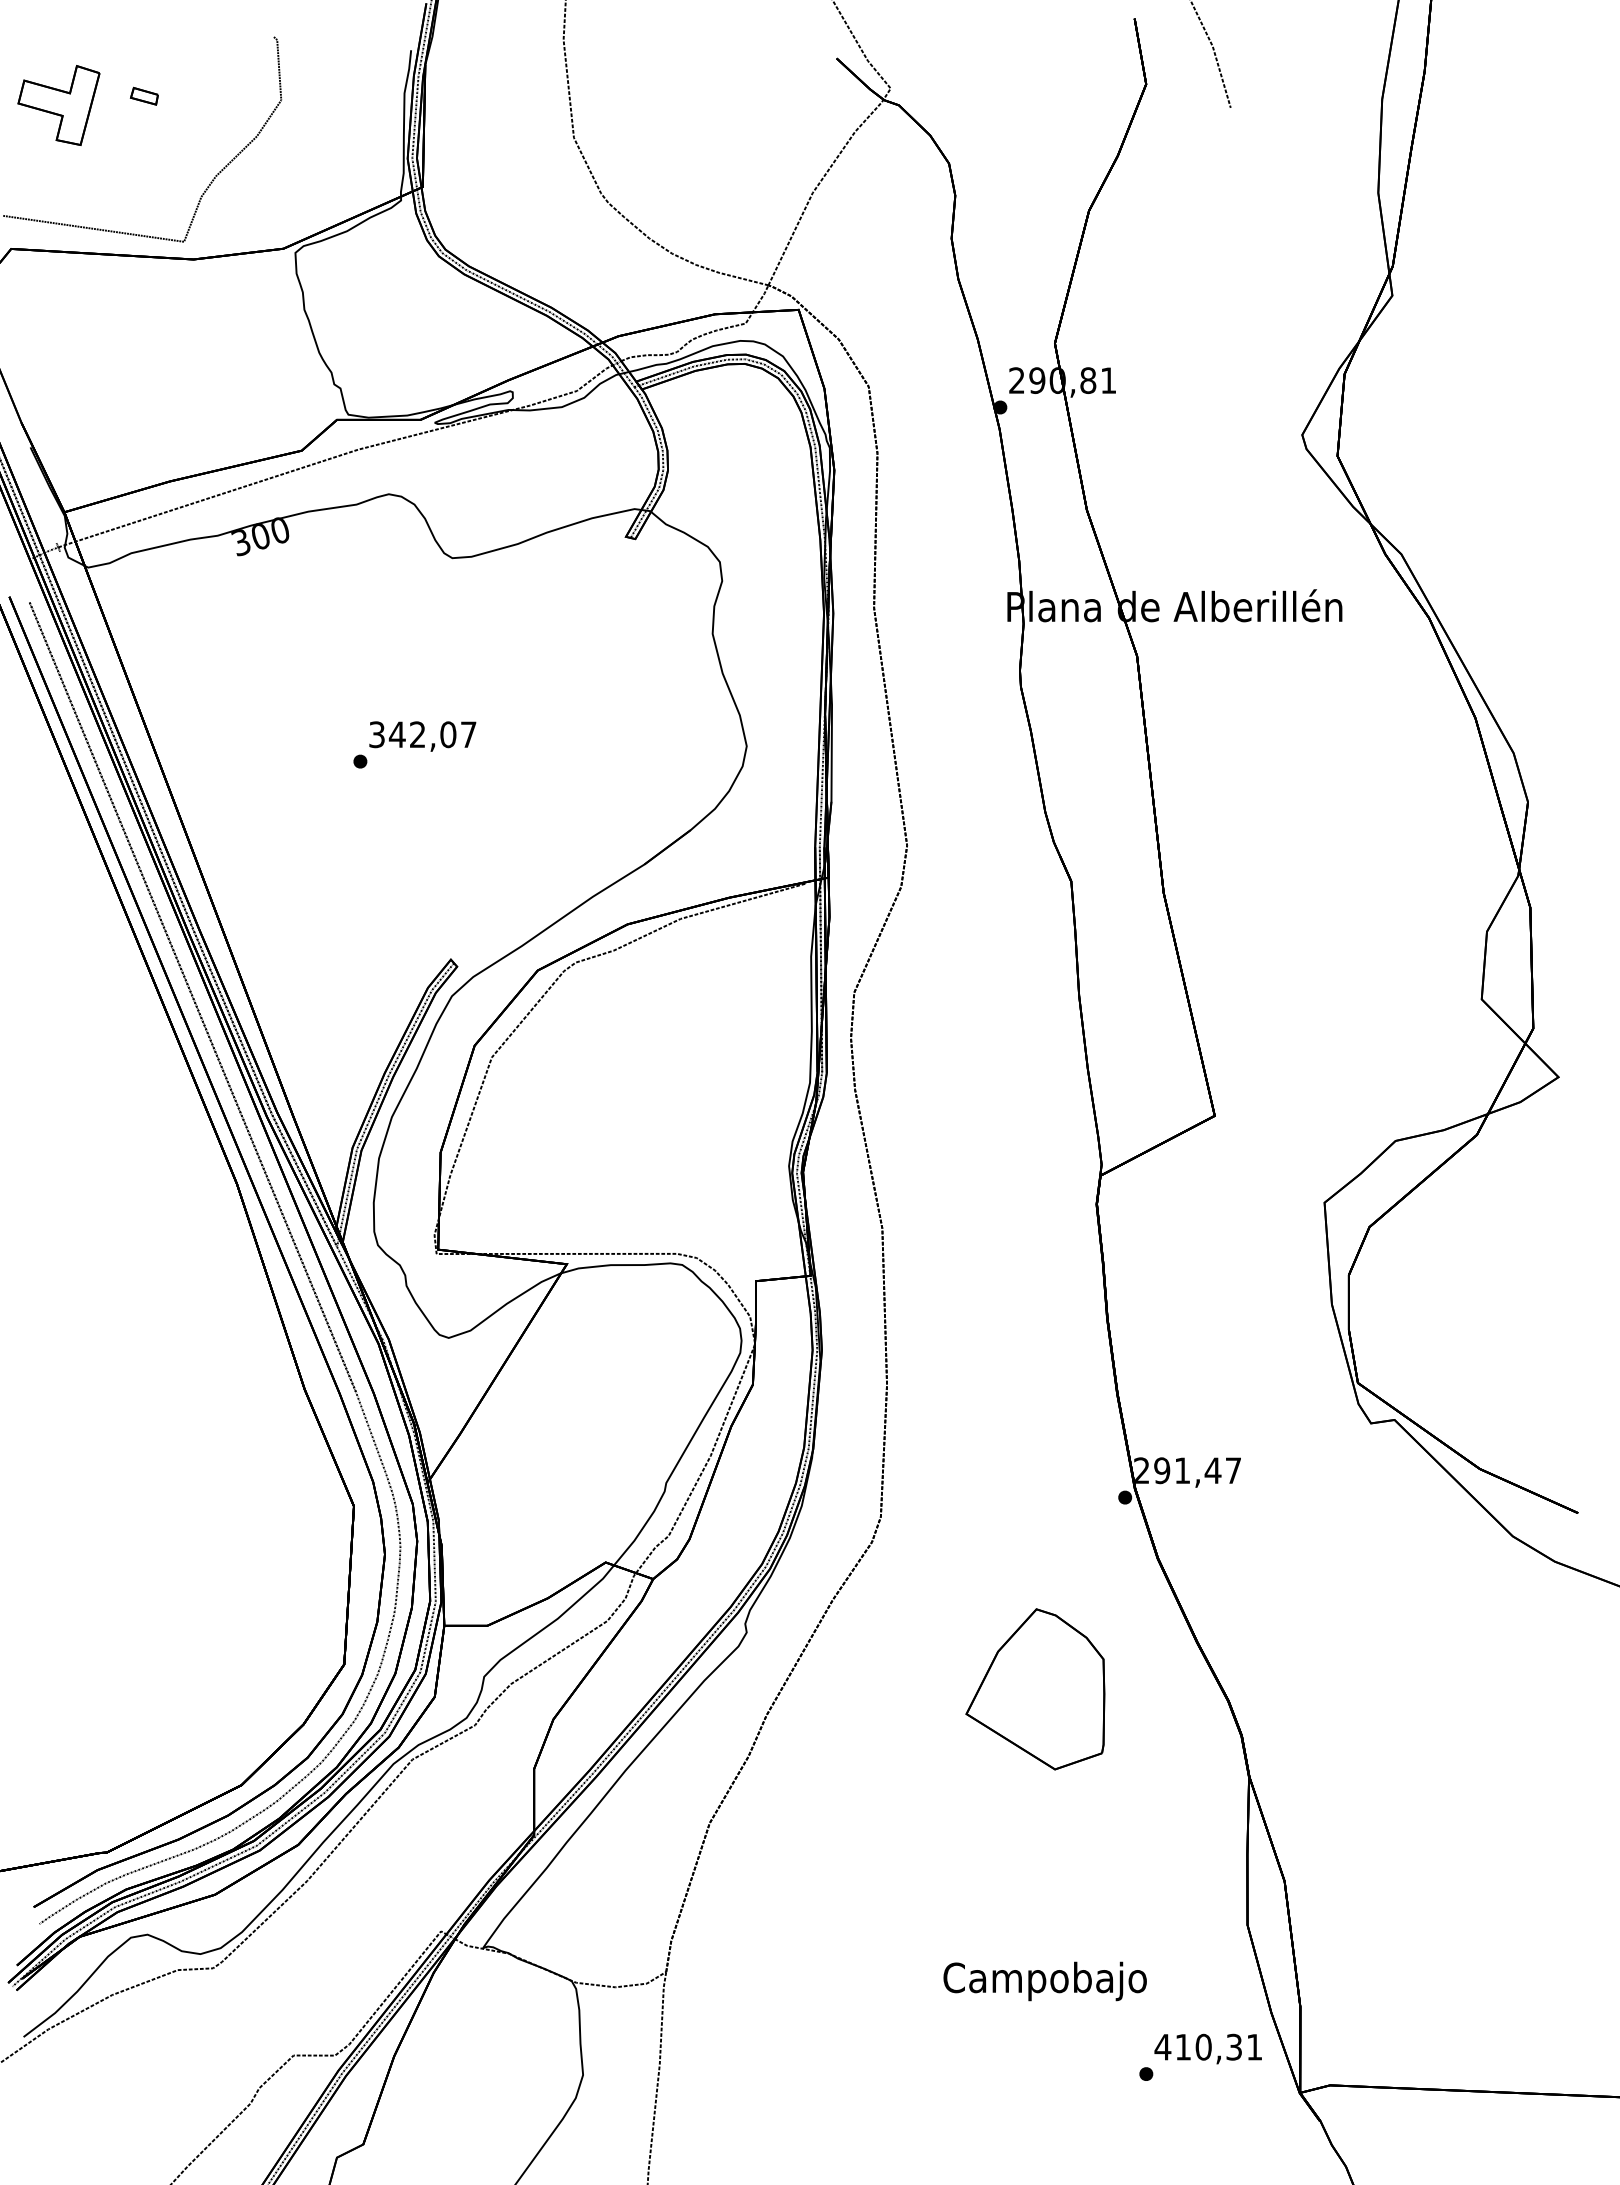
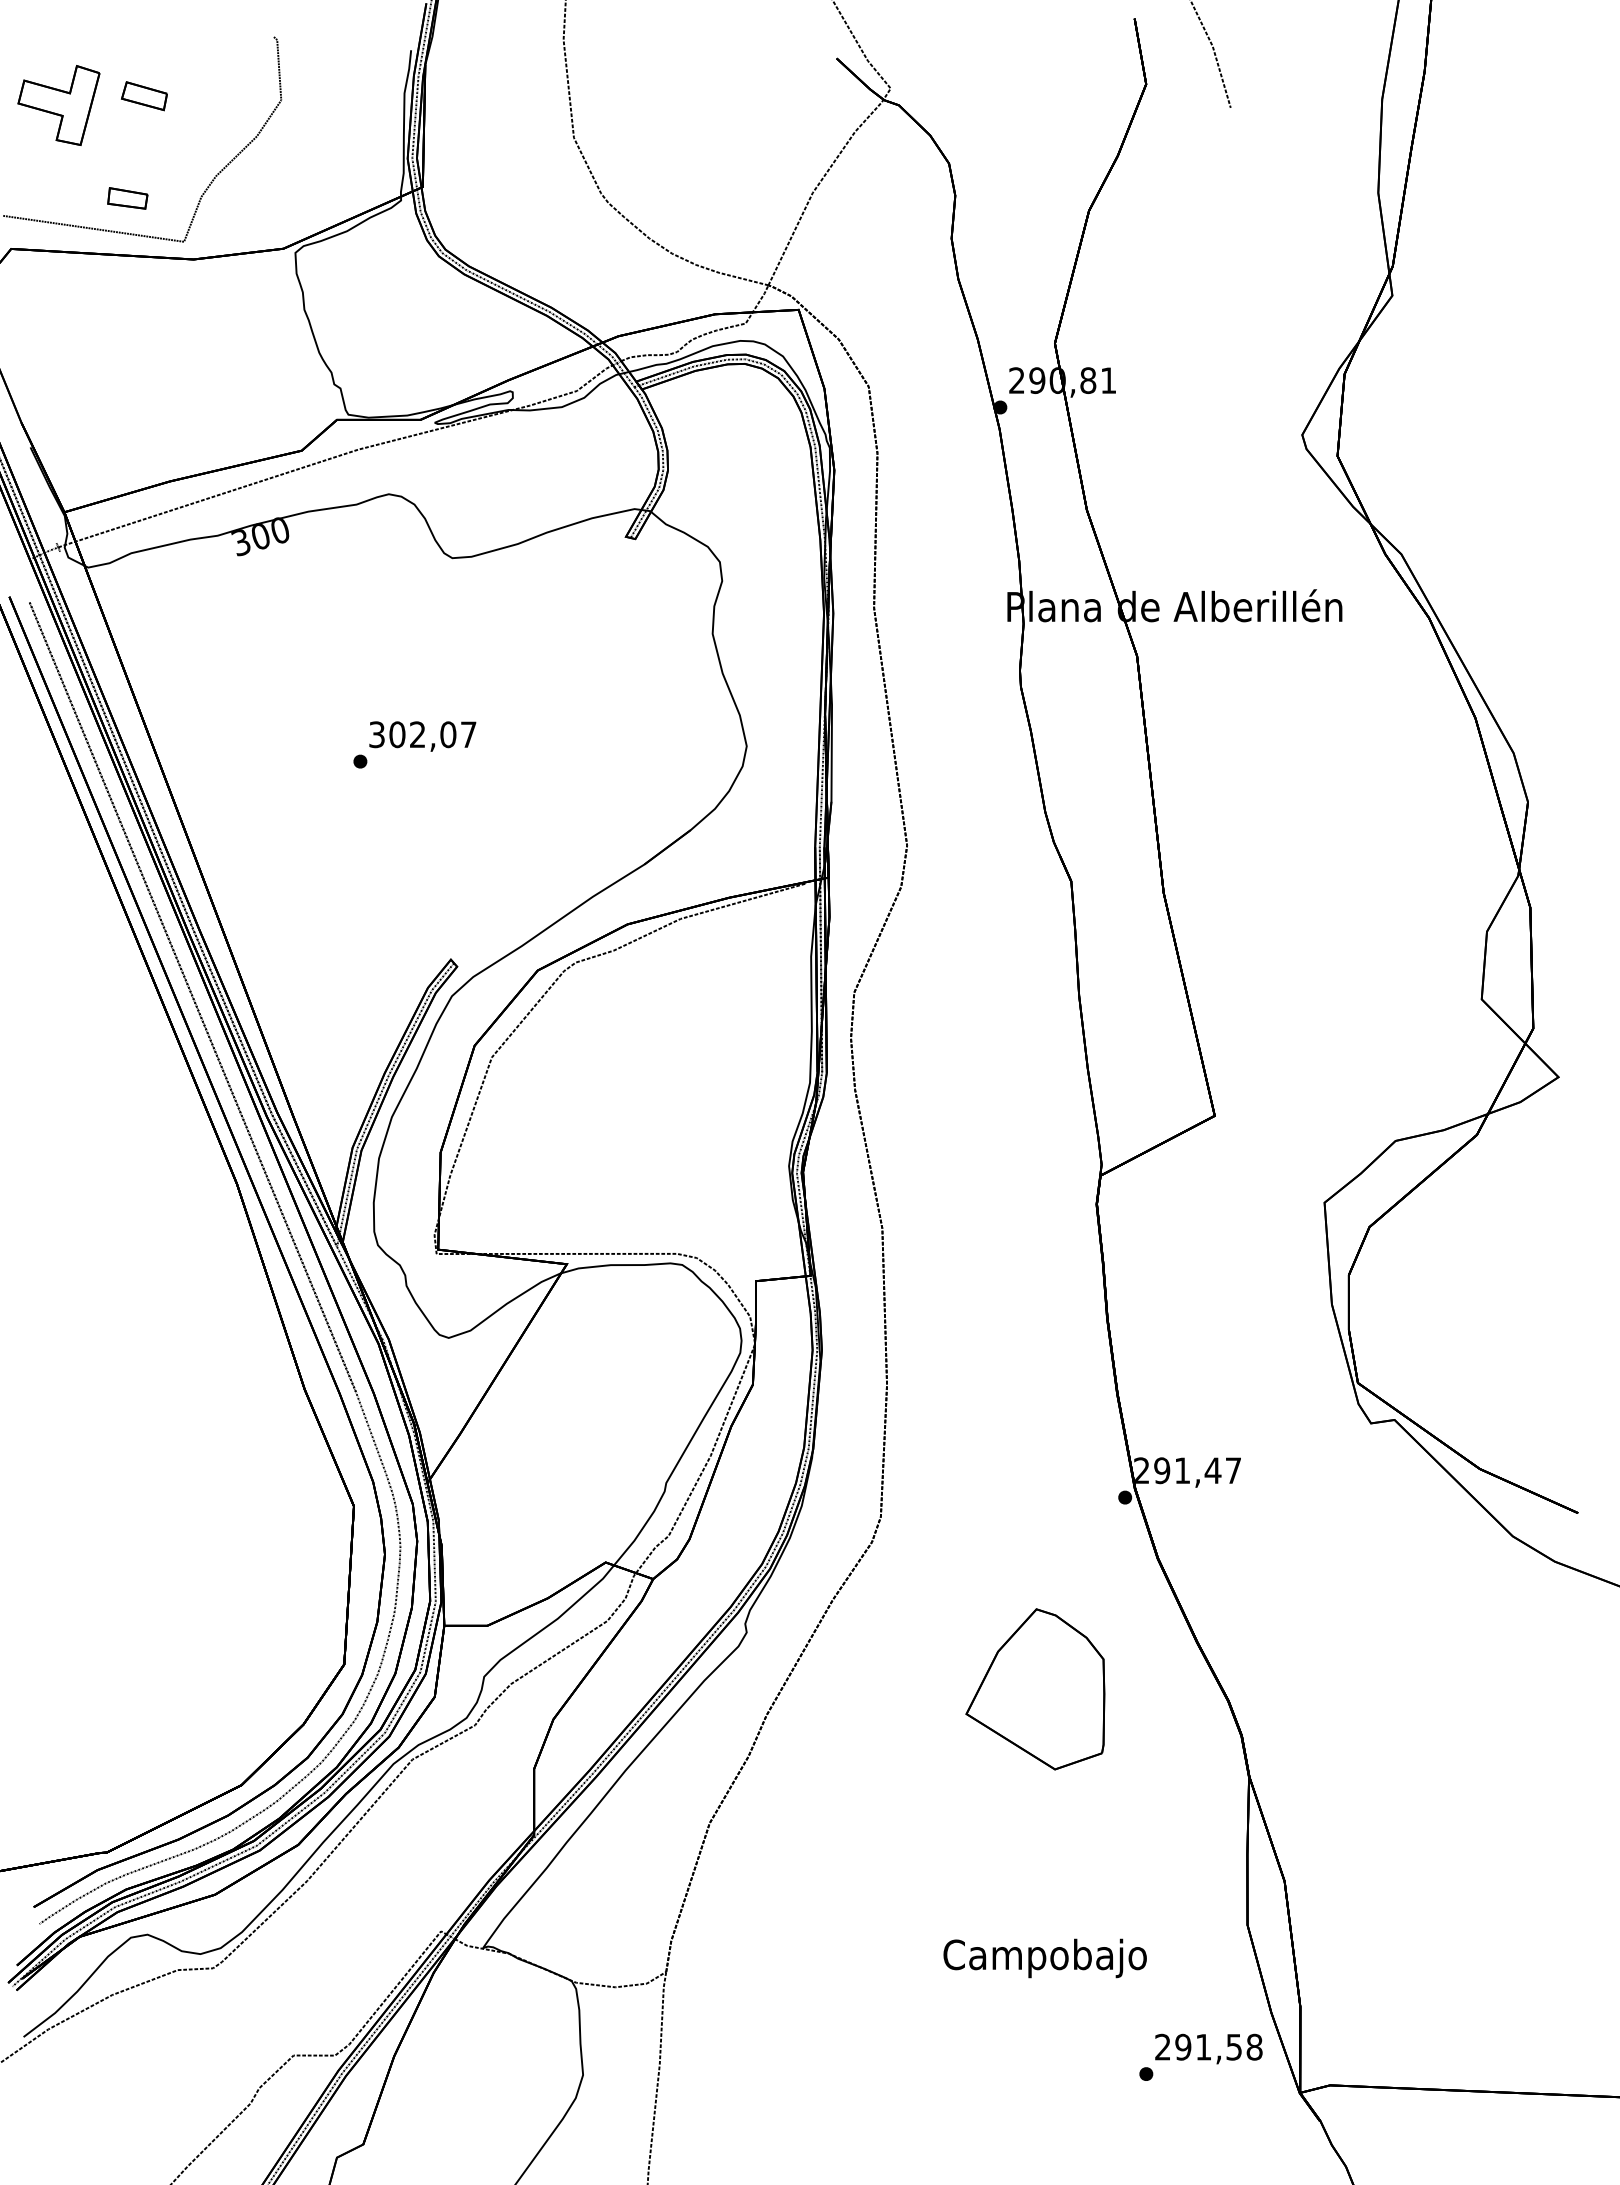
part size: 30x20 px -> 47x31 px (144, 96)
part: none -> present (127, 198)
text: 342,07 -> 302,07 (396, 734)
text position: (1044, 1981) -> (1044, 1958) (1044, 1958)
text: 410,31 -> 291,58 (1208, 2046)
